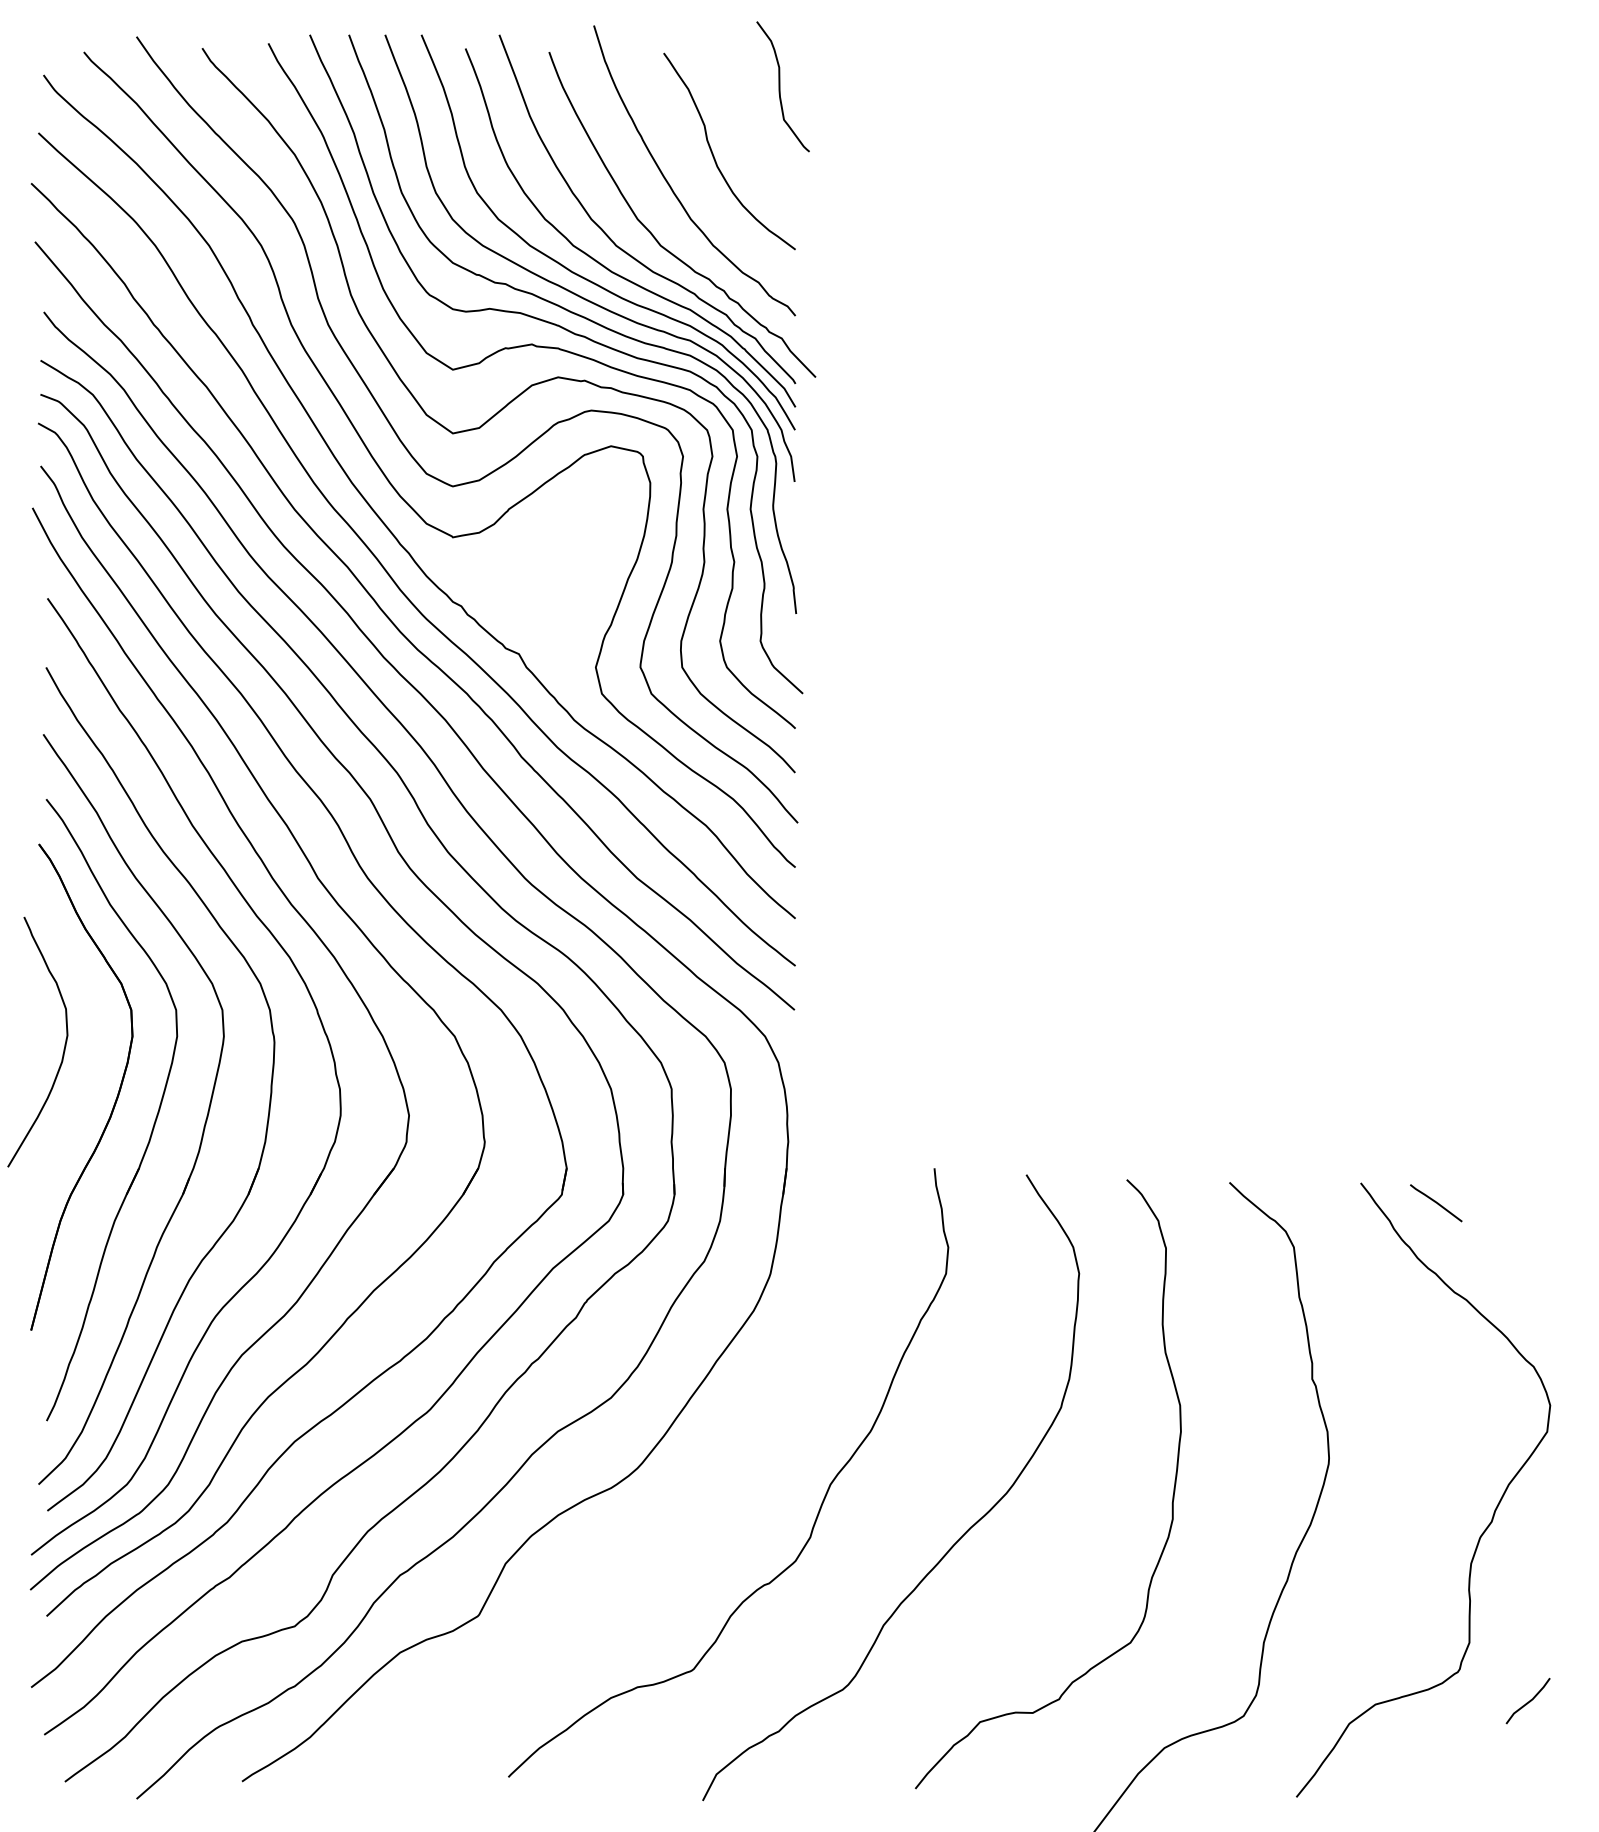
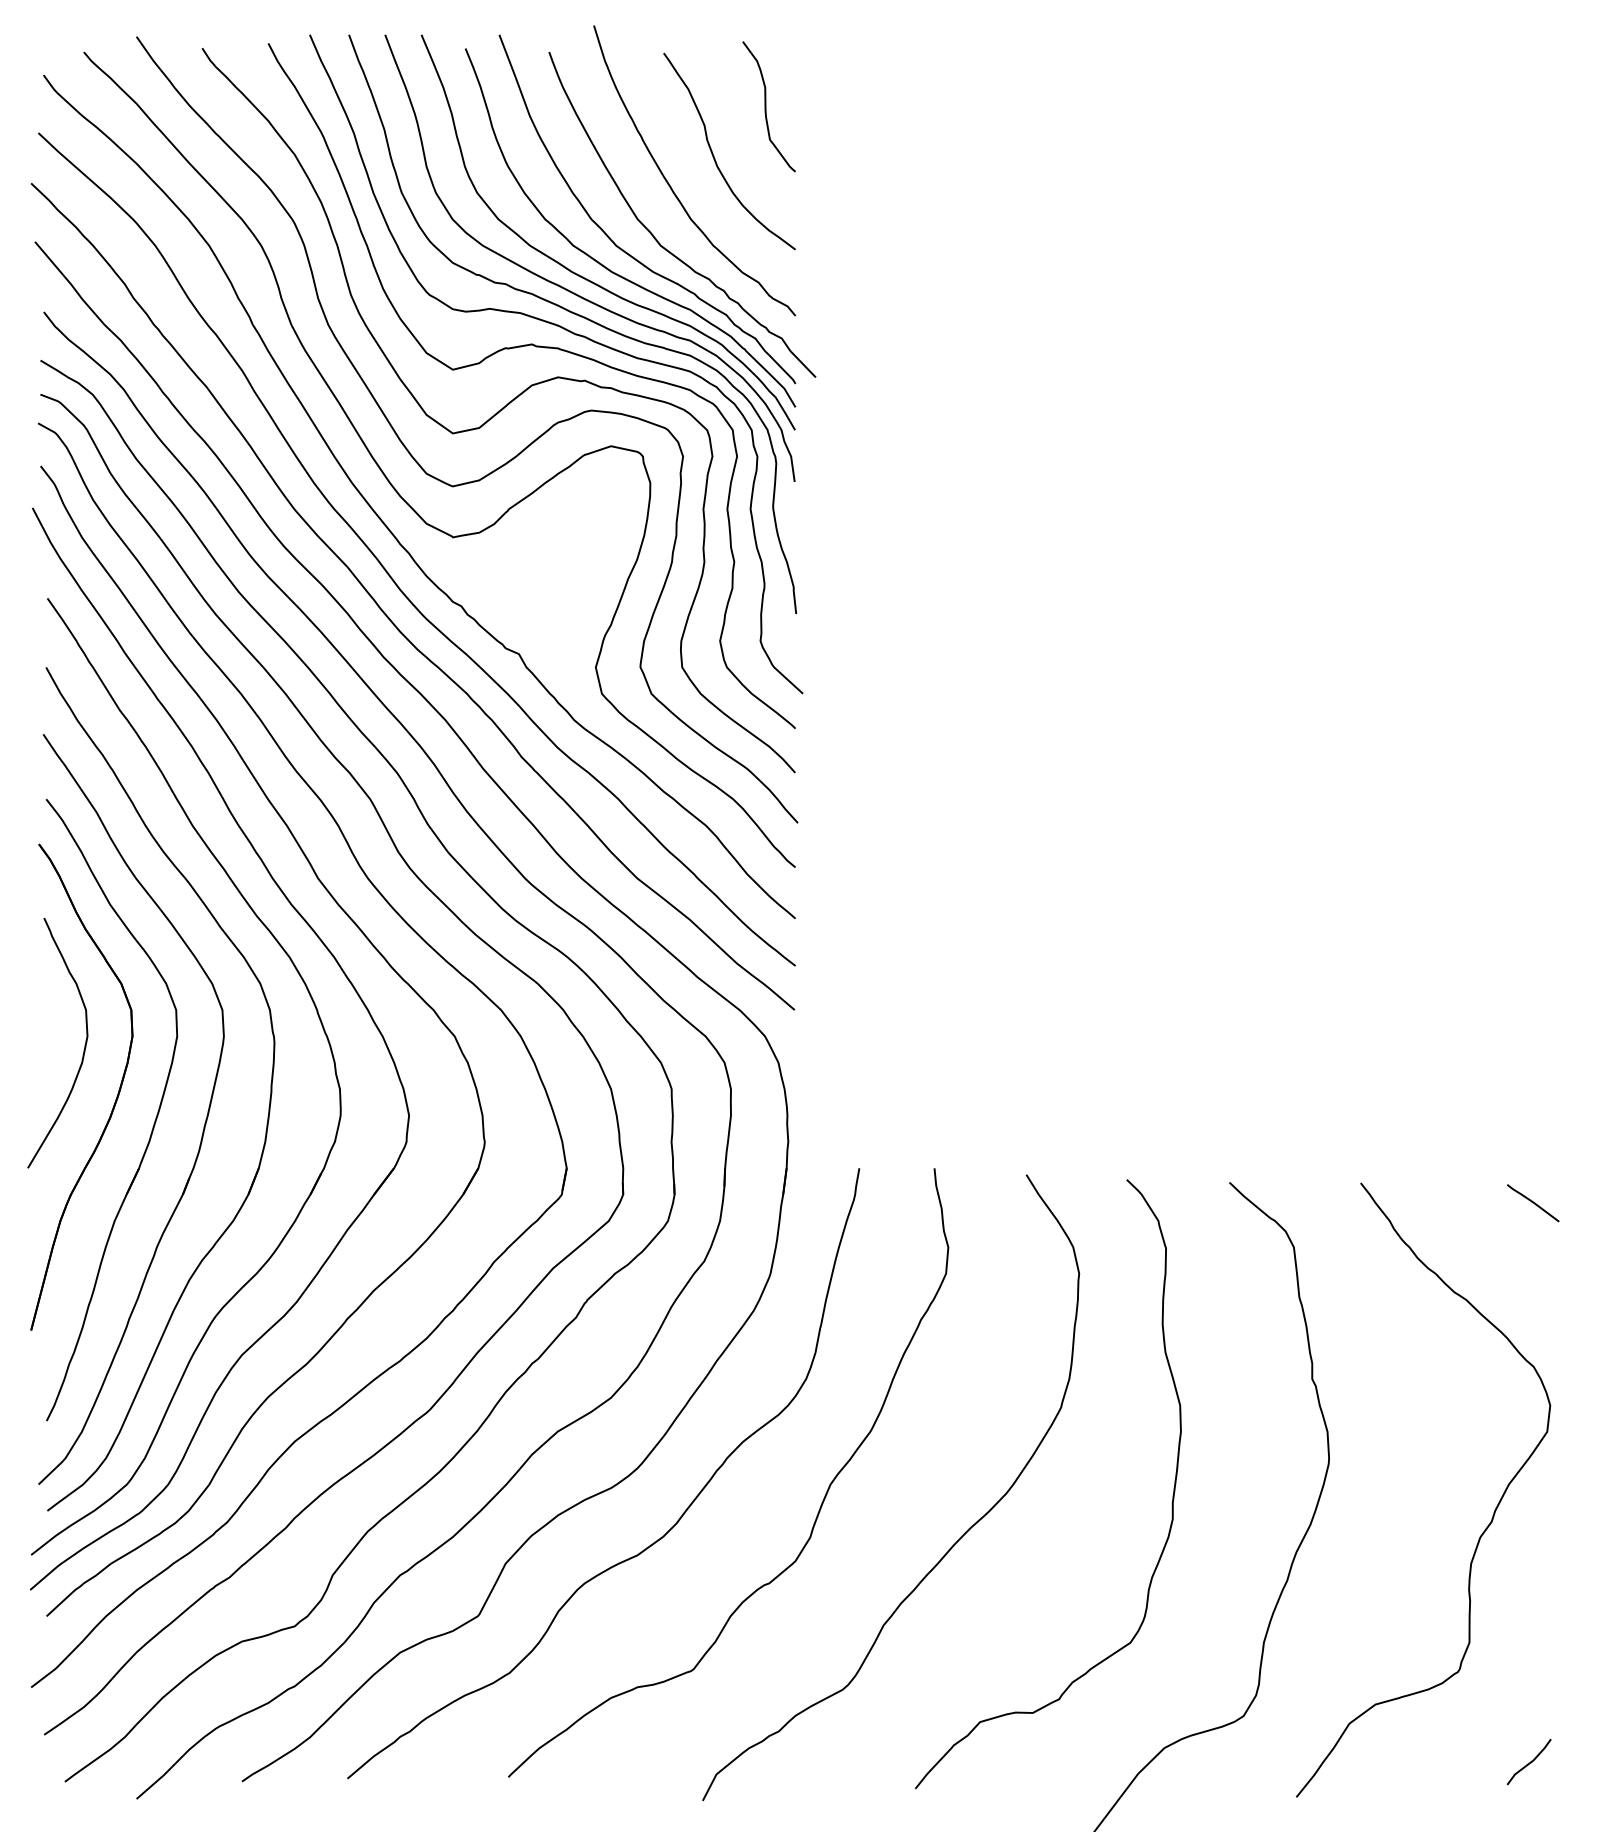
curve position: (780, 86) -> (766, 106) (766, 106)
curve position: (64, 1044) -> (84, 1045) (84, 1045)
line position: (1436, 1203) -> (1533, 1203) (1533, 1203)
curve: none -> present (654, 1541)
line position: (1528, 1701) -> (1529, 1762) (1529, 1762)
